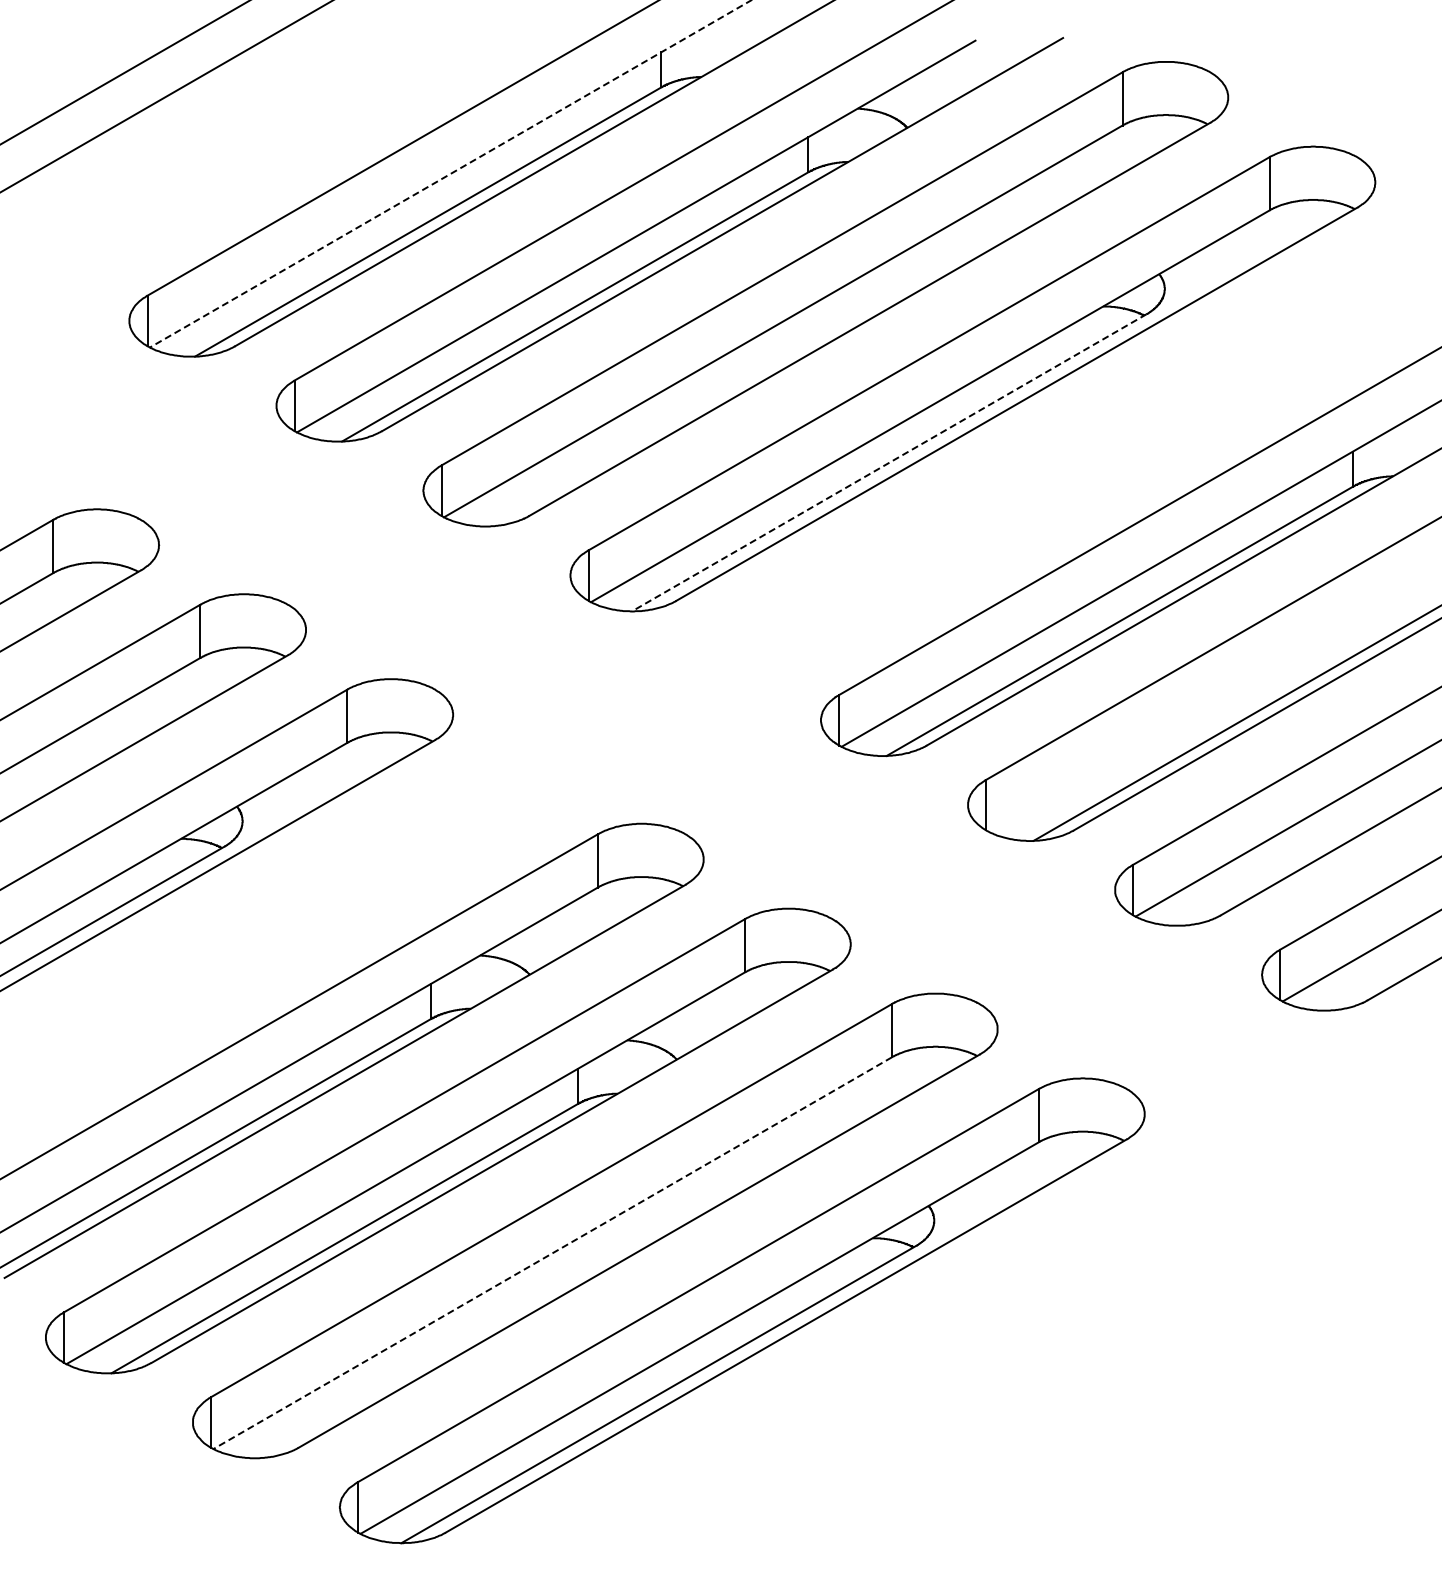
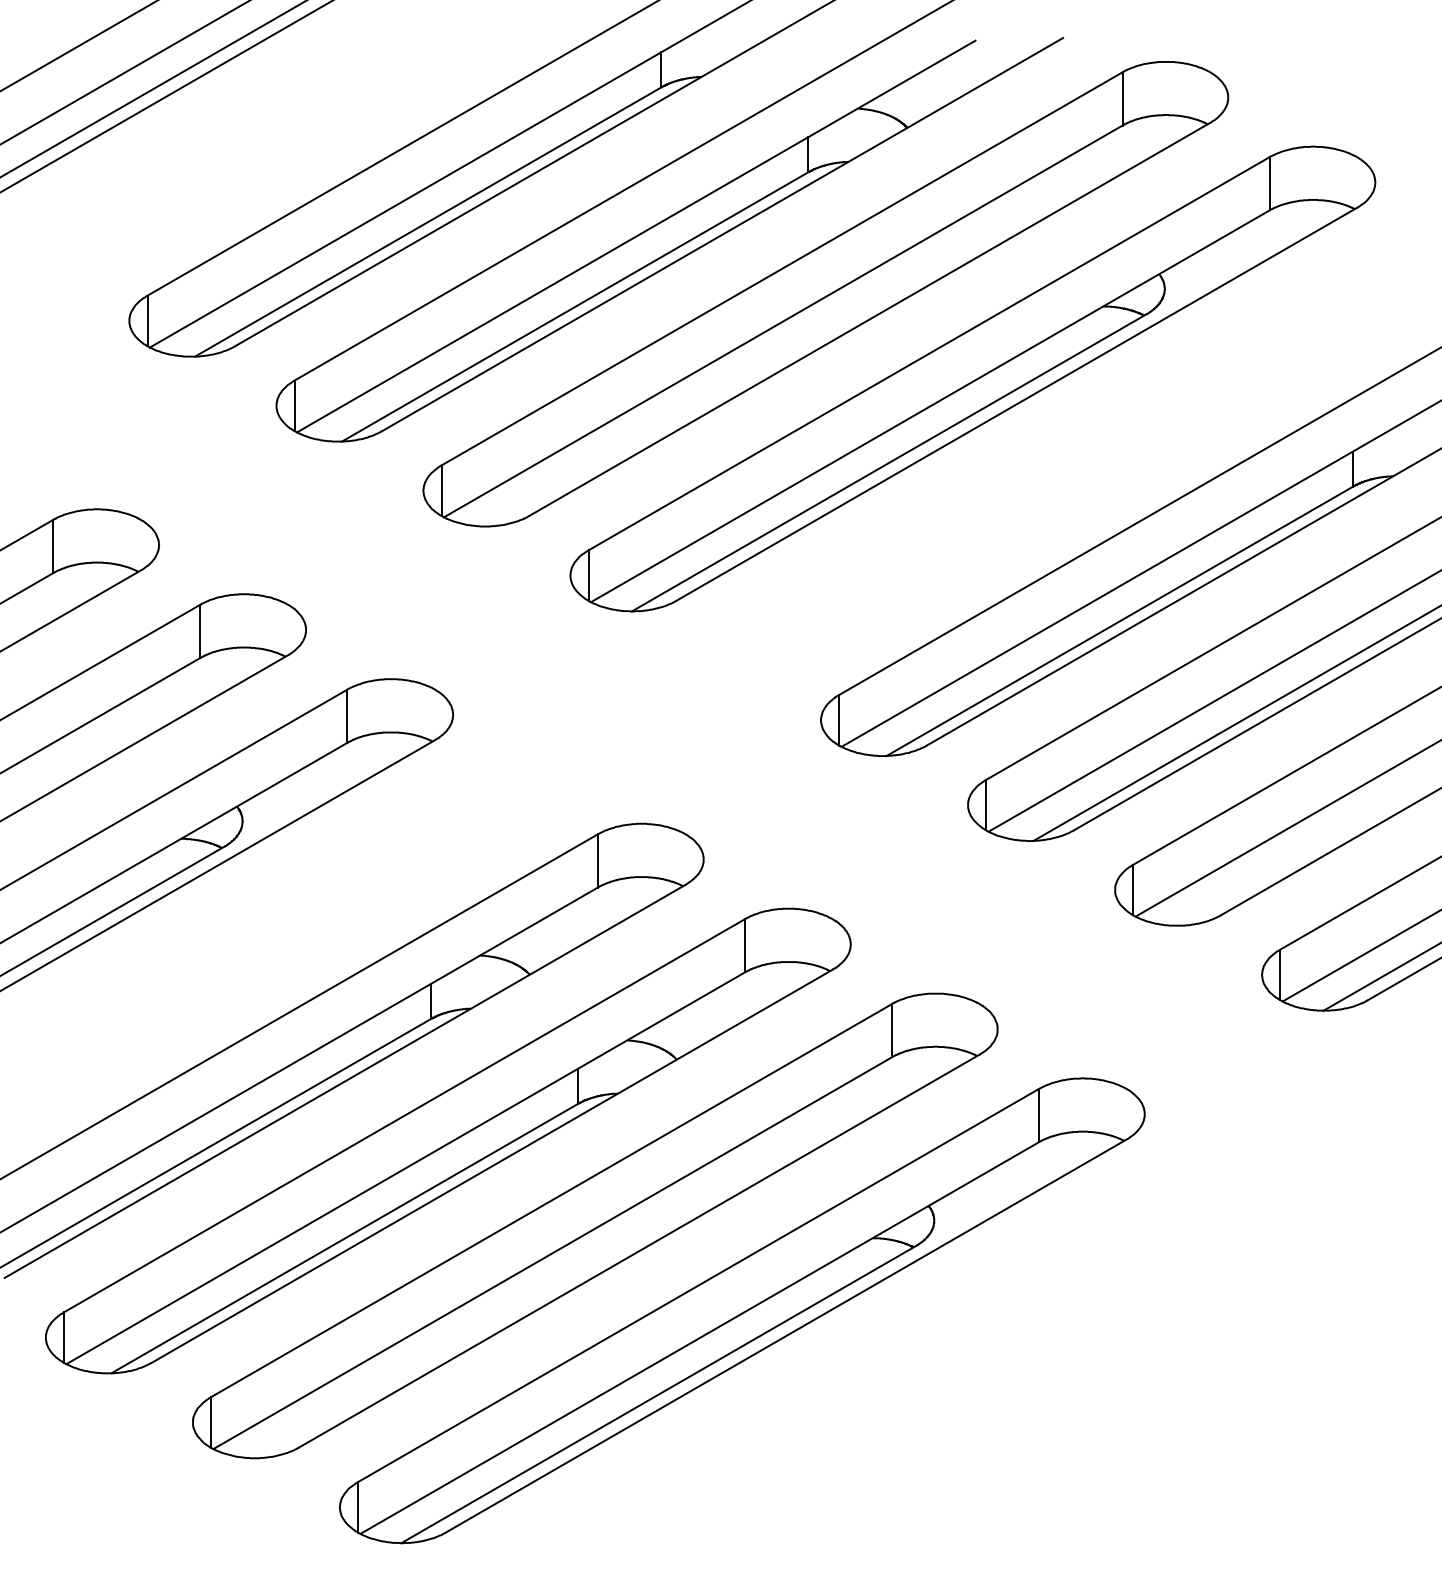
line: none -> present (78, 45)
line: none -> present (152, 89)
line: dashed -> solid (450, 174)
line: dashed -> solid (888, 463)
line: none -> present (1213, 701)
line: none -> present (1380, 977)
line: dashed -> solid (552, 1253)
